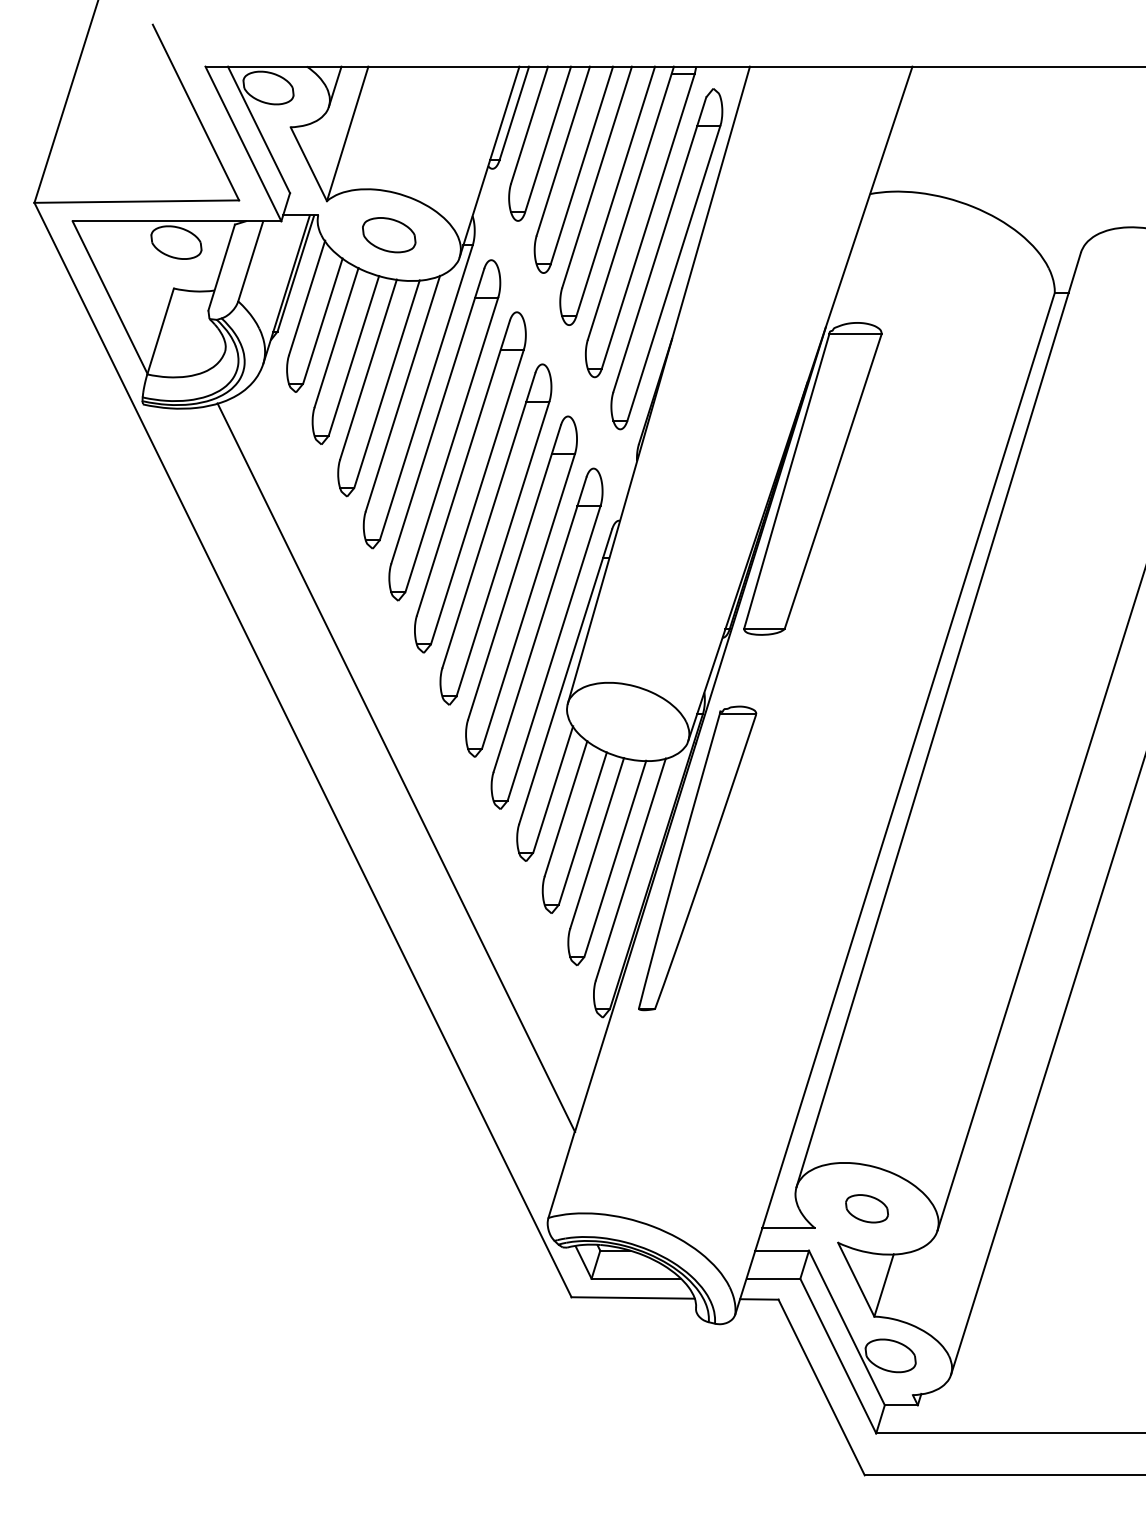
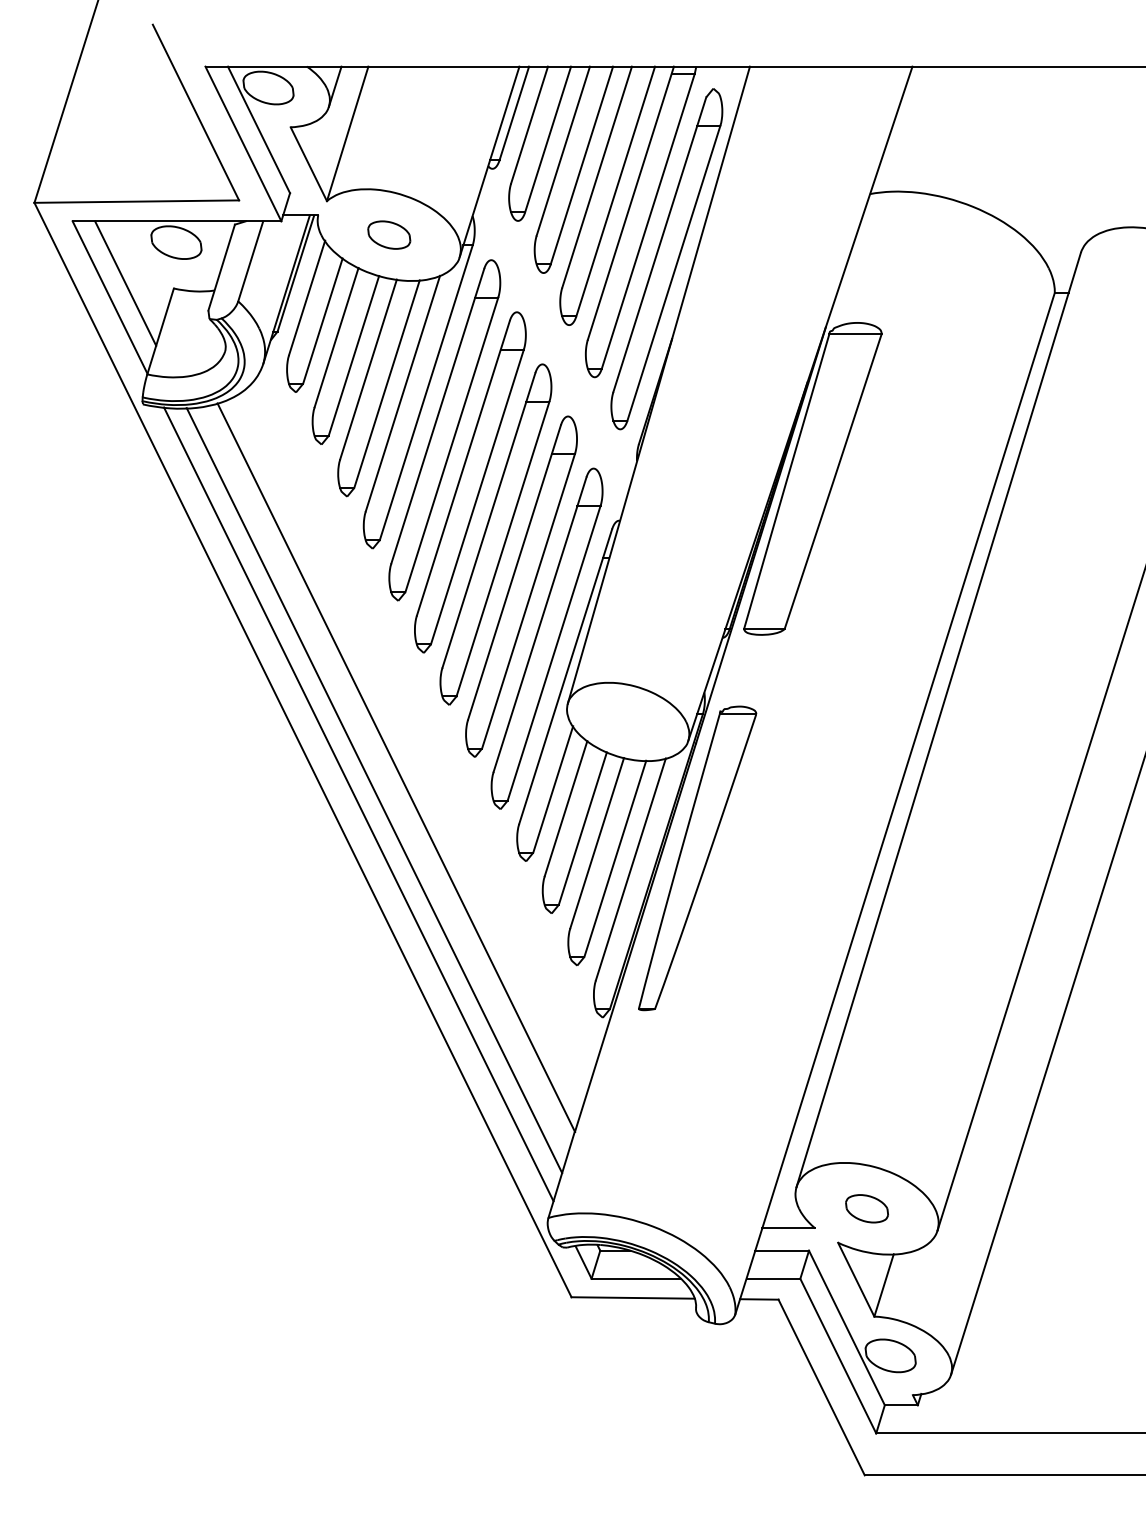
part size: 55x37 px -> 45x30 px (389, 234)
line: none -> present (125, 283)
line: none -> present (374, 790)
line: none -> present (358, 804)
